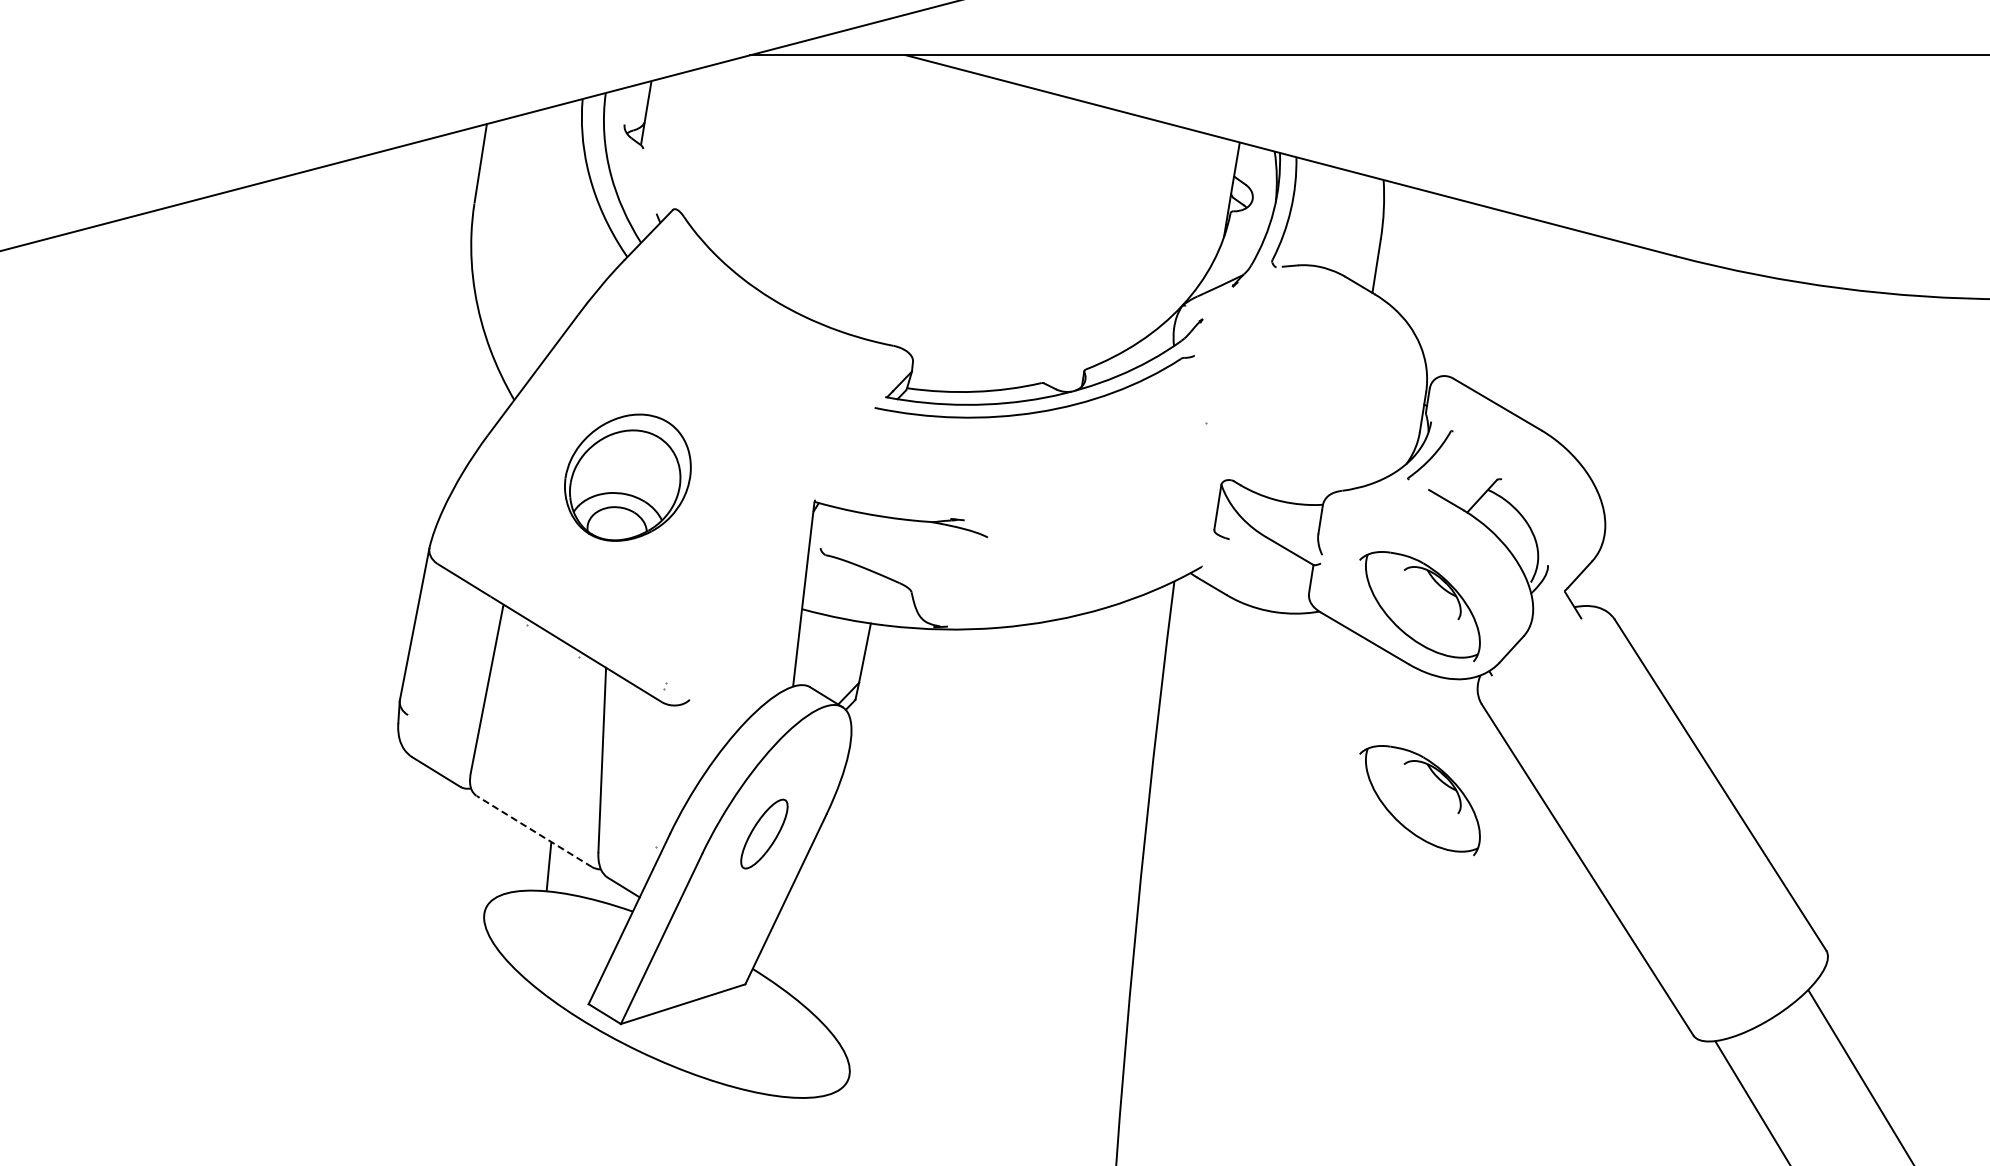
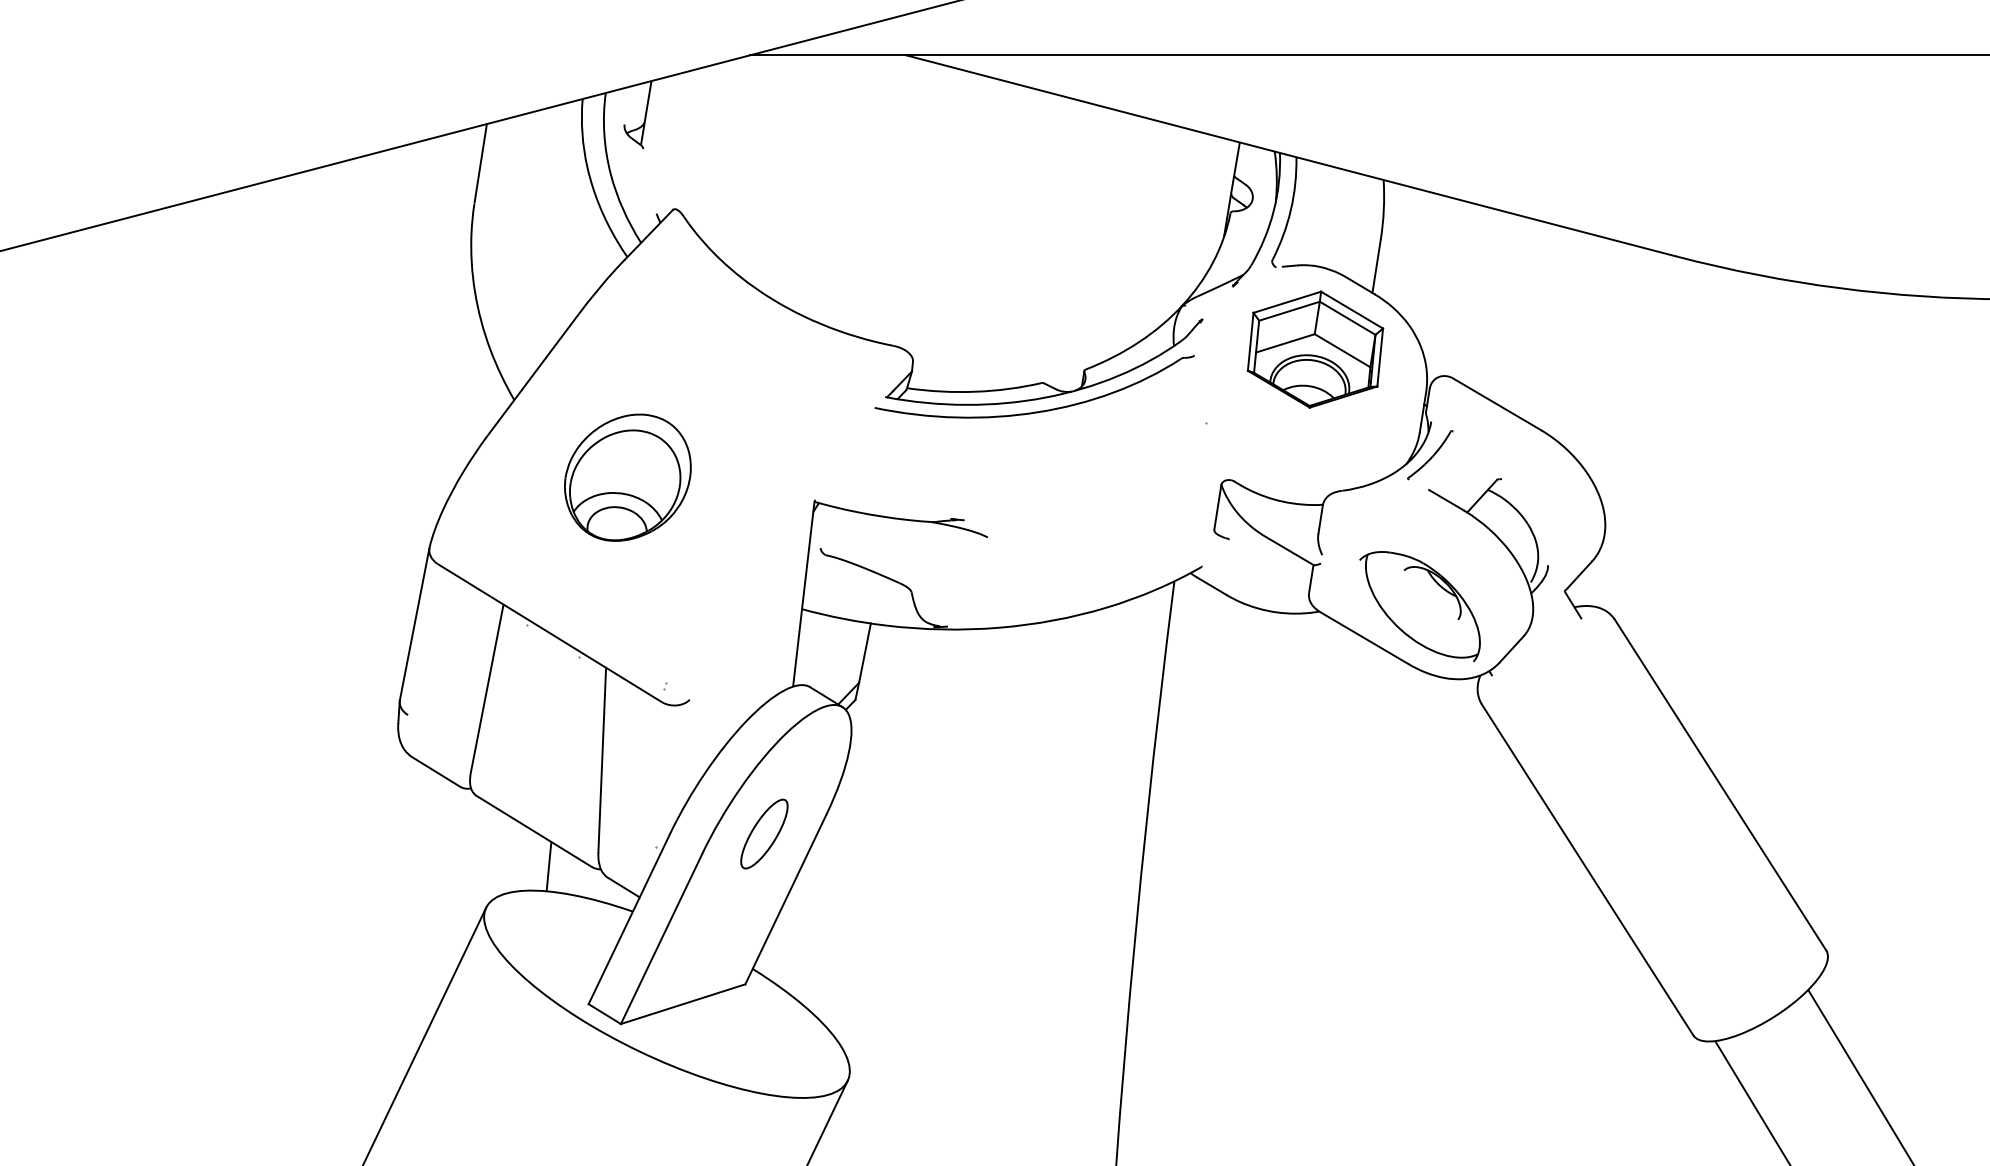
part: none -> present (1315, 349)
part: present -> none (1419, 800)
line: dashed -> solid (534, 831)
line: none -> present (425, 1034)
line: none -> present (827, 1121)
